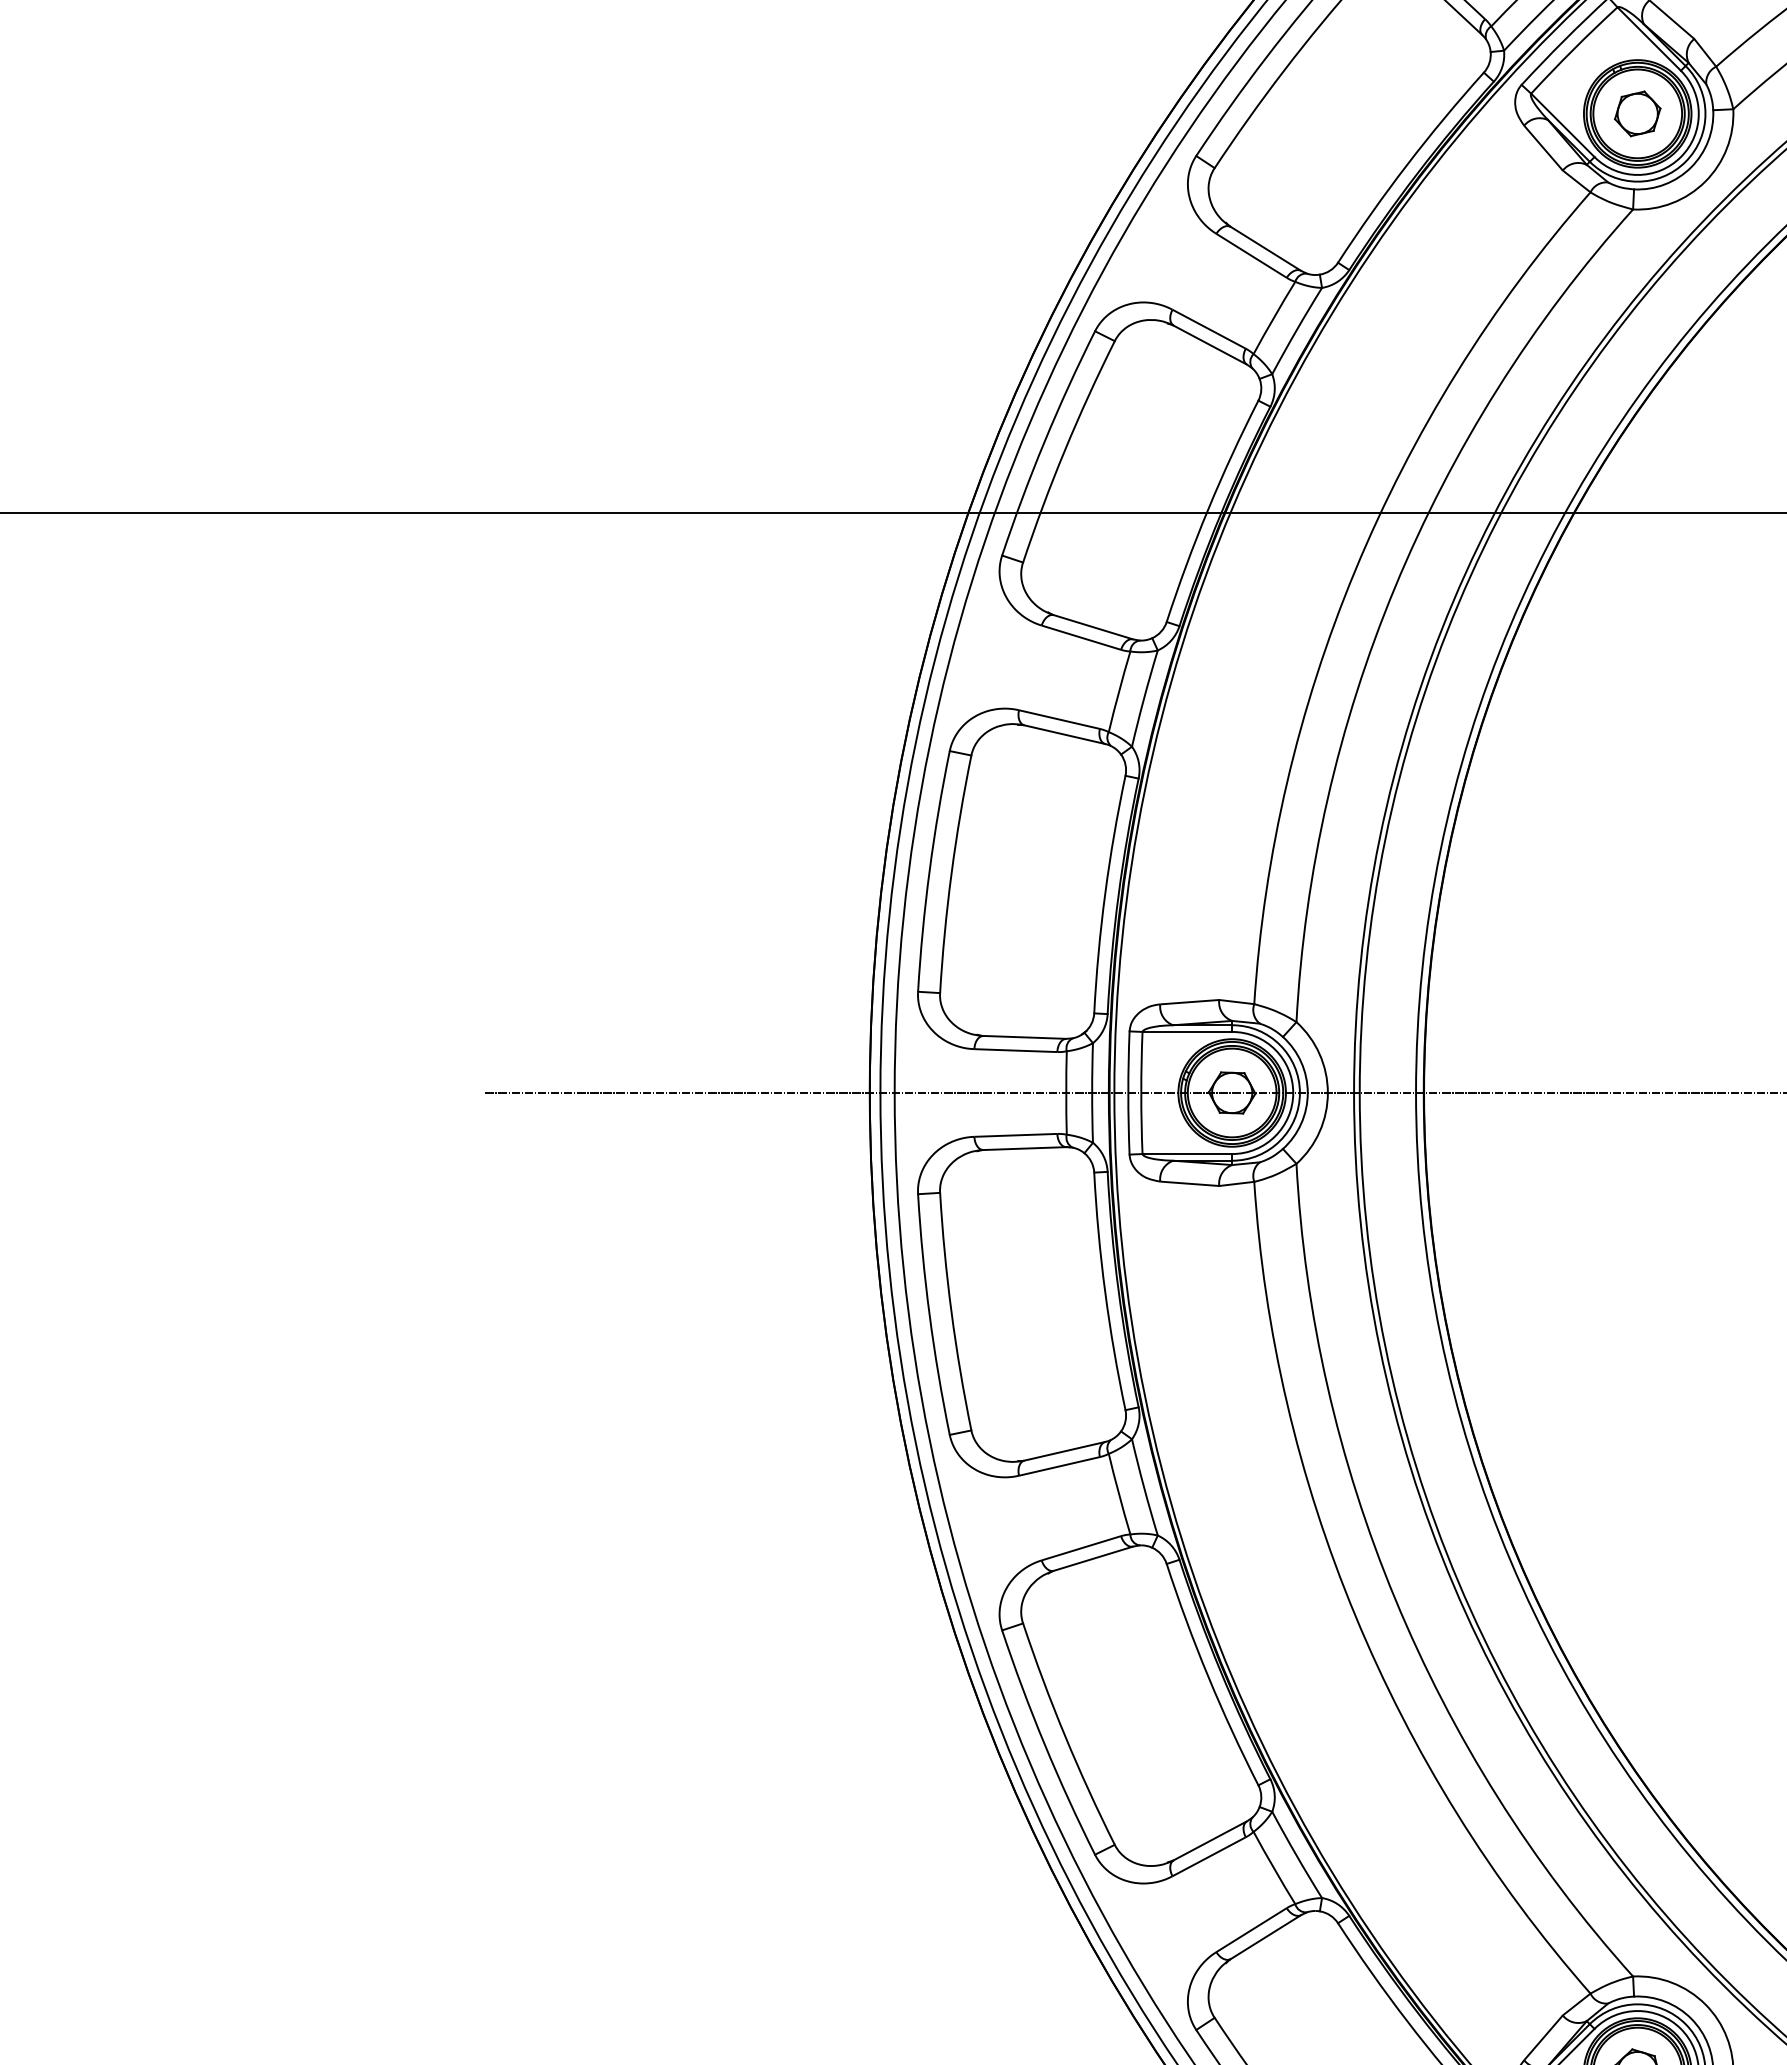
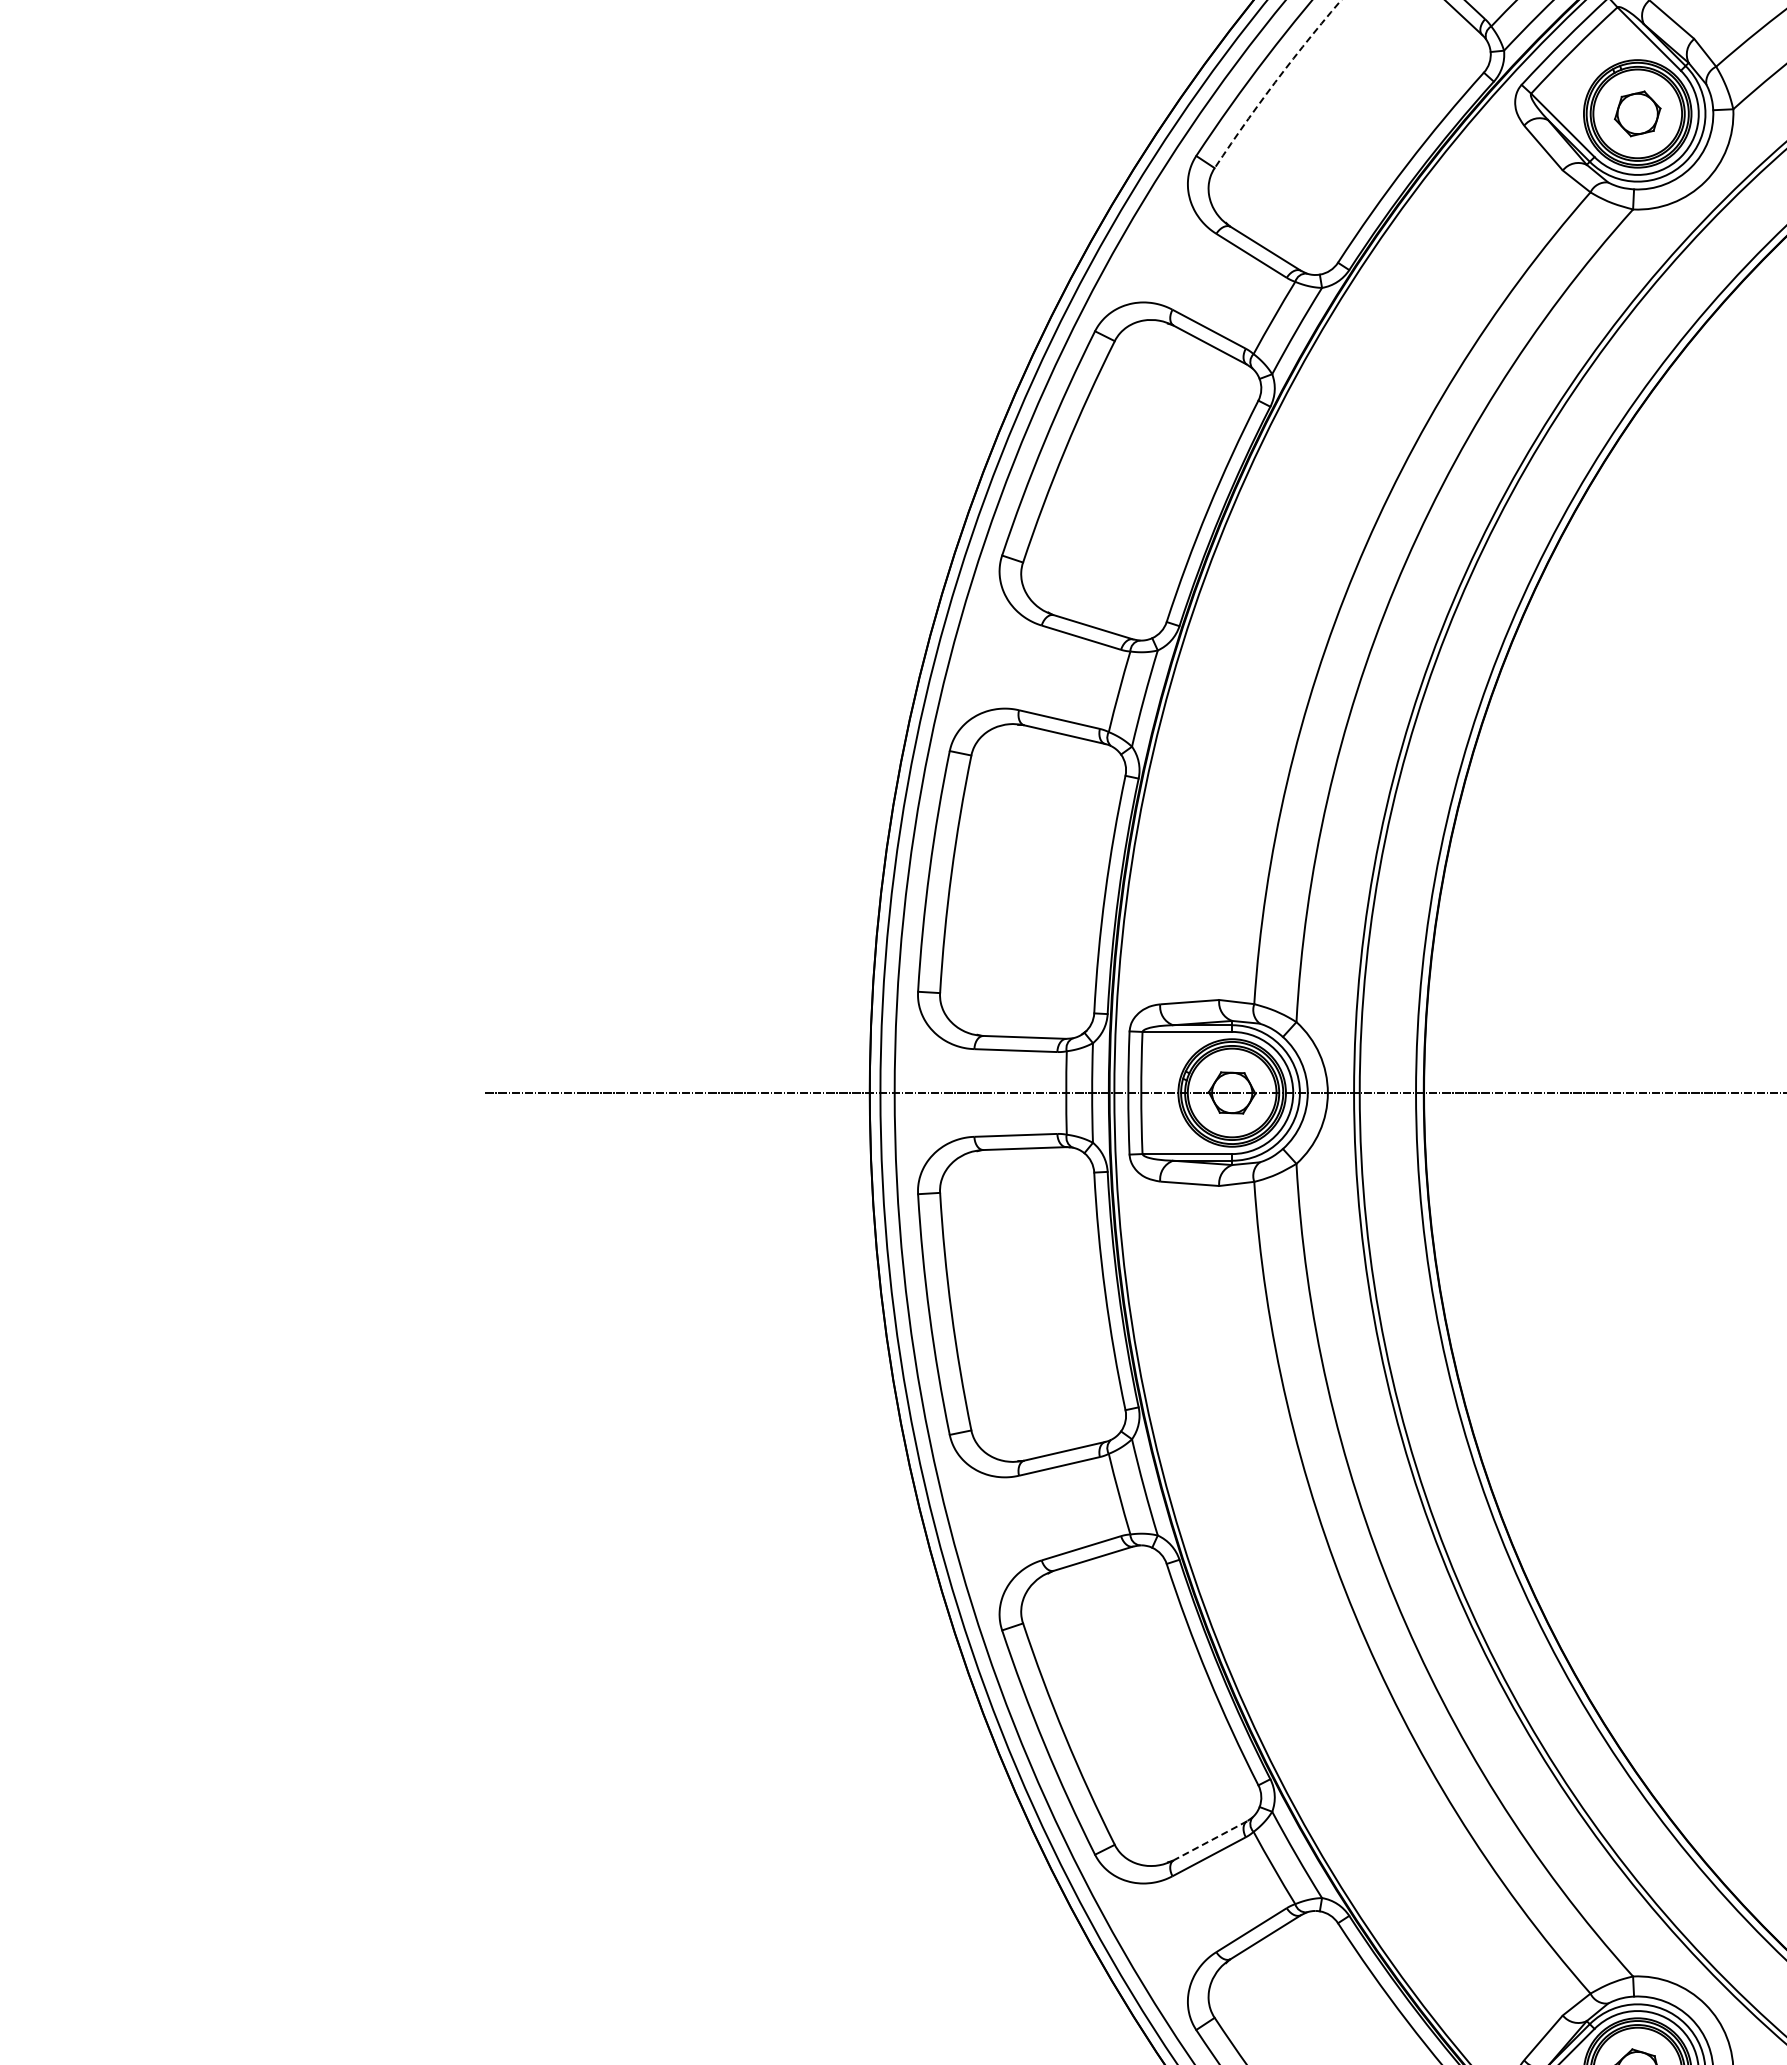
arc: solid -> dashed (1275, 81)
line: present -> none (892, 513)
line: solid -> dashed (1210, 1840)
